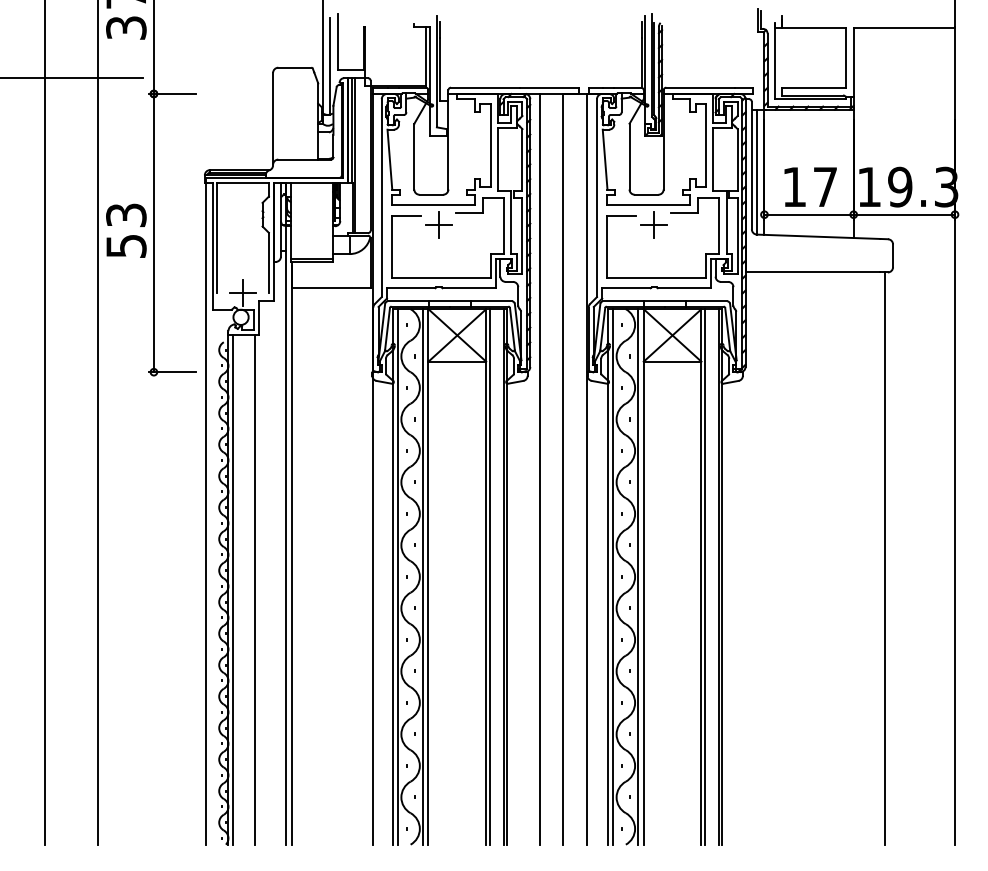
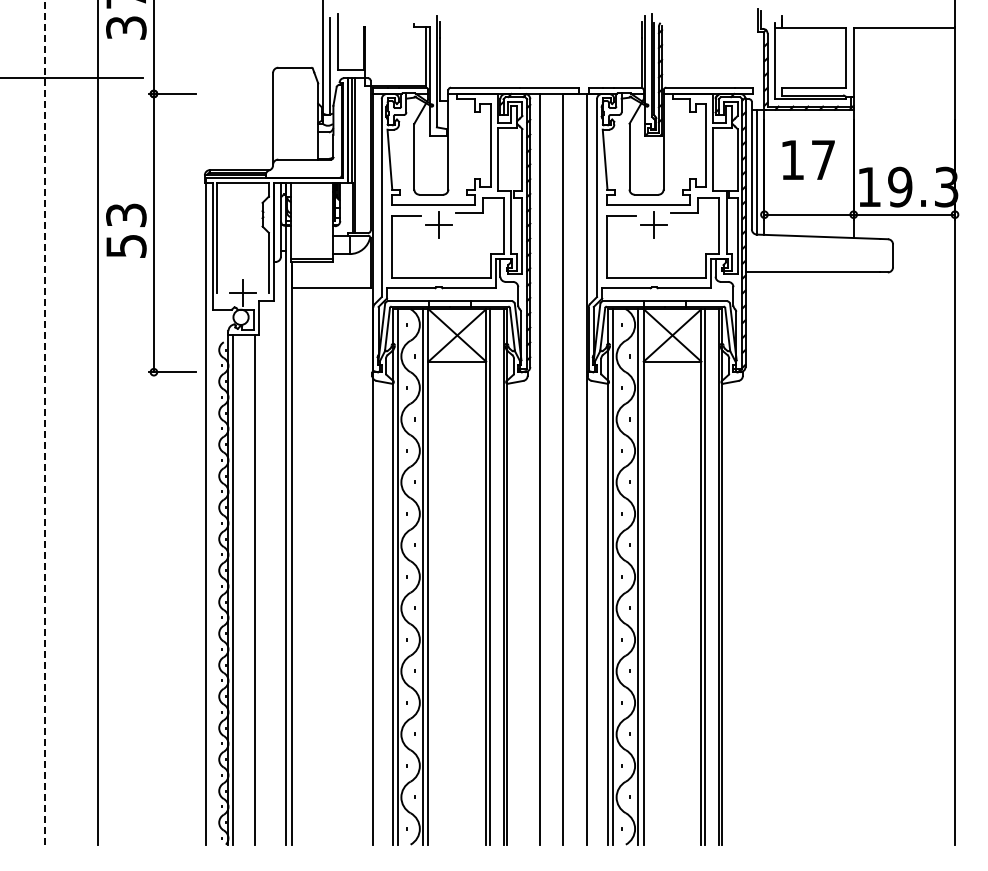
text position: (810, 186) -> (808, 159) (808, 159)
line: solid -> dashed (45, 423)
line: present -> none (885, 558)
